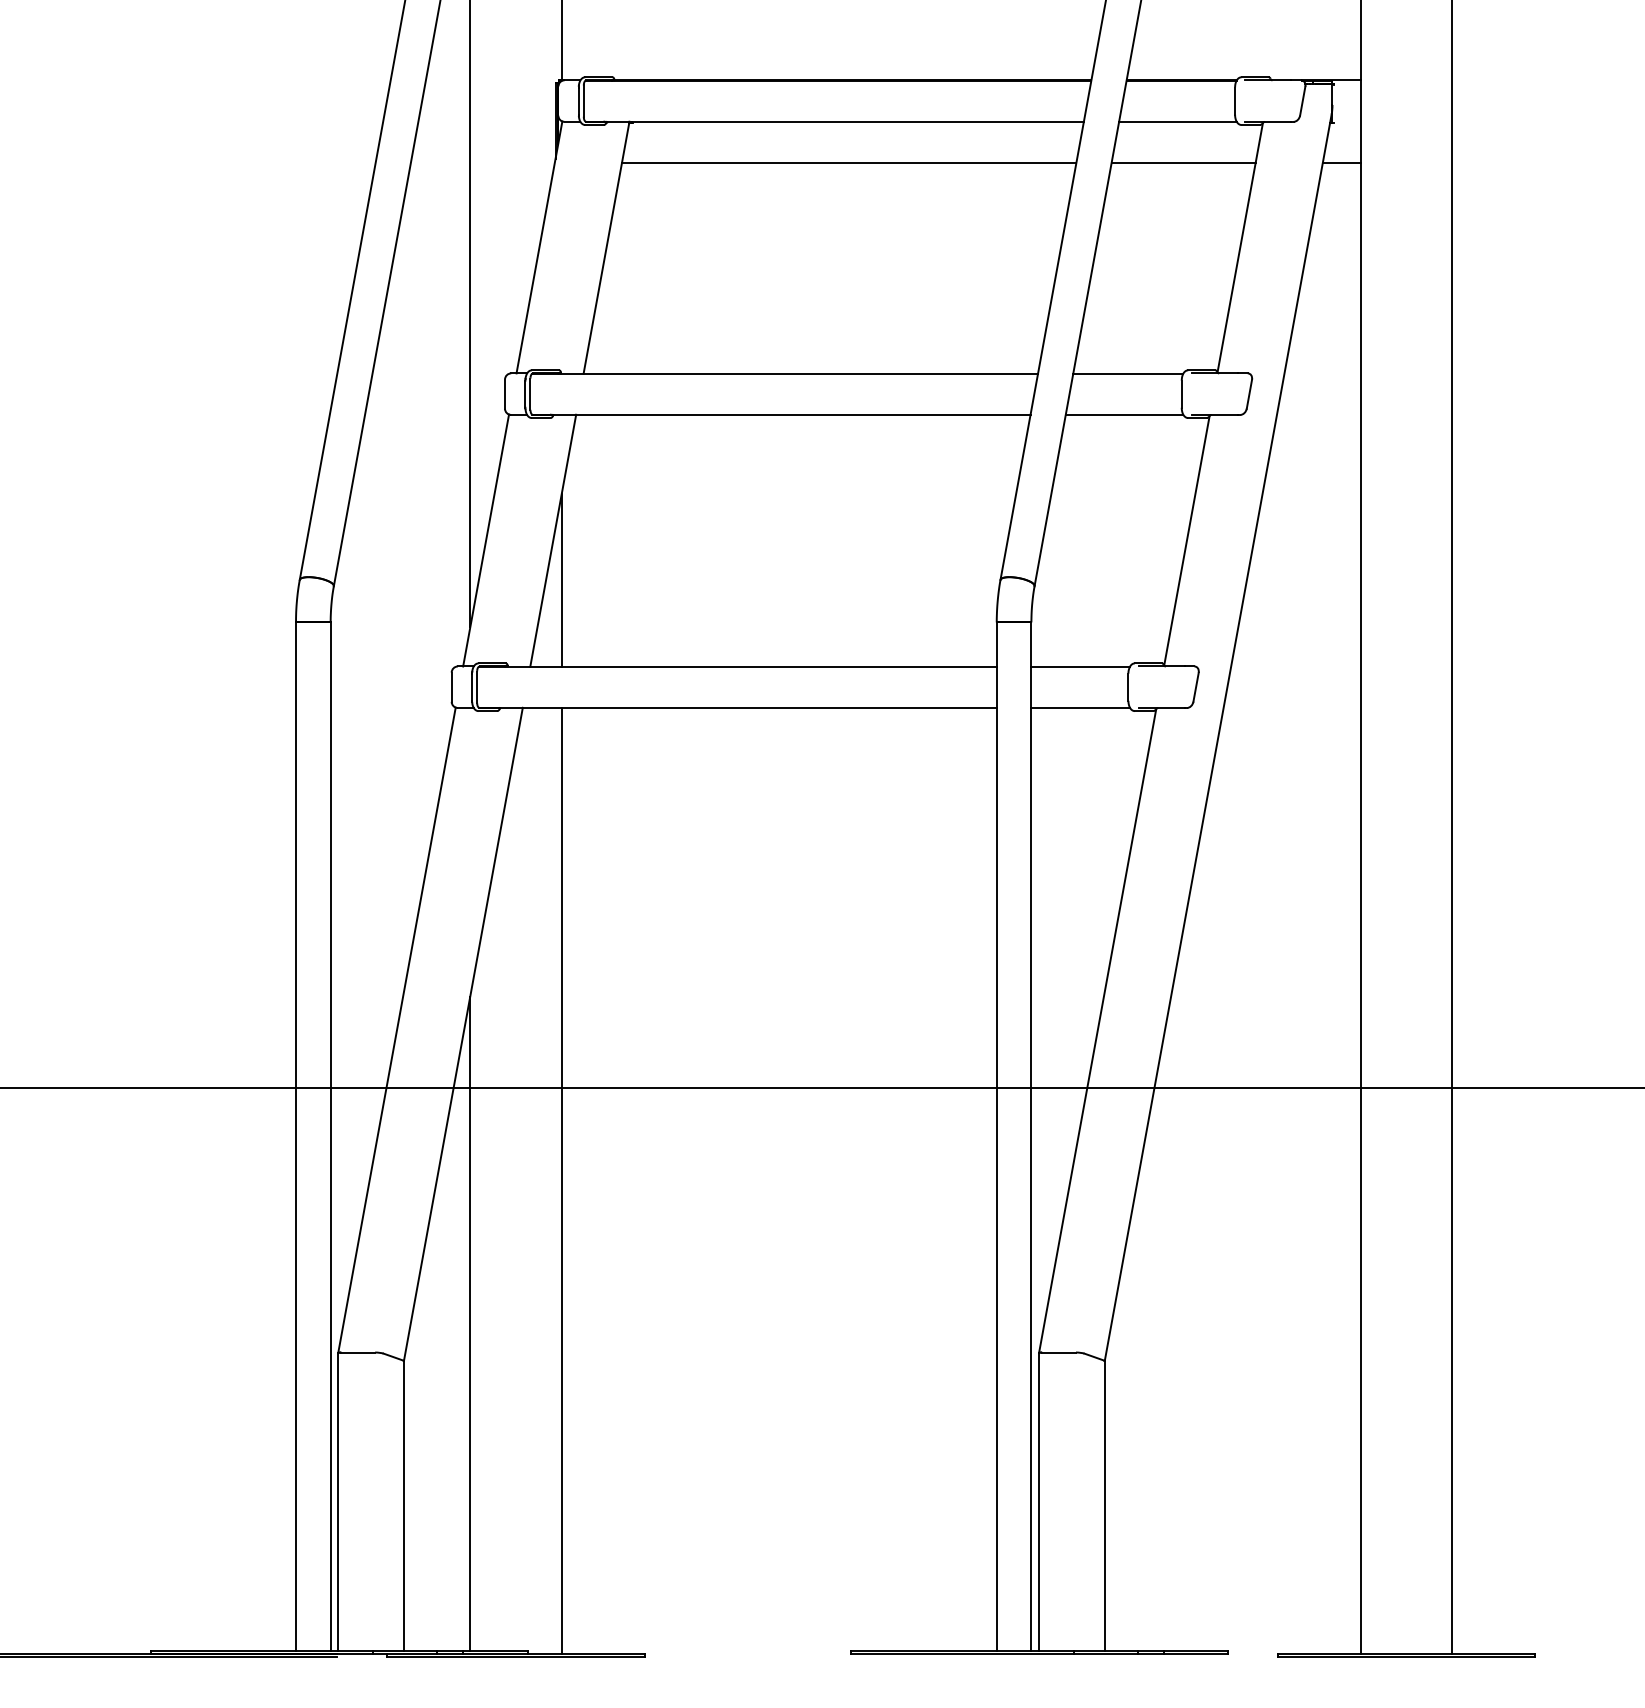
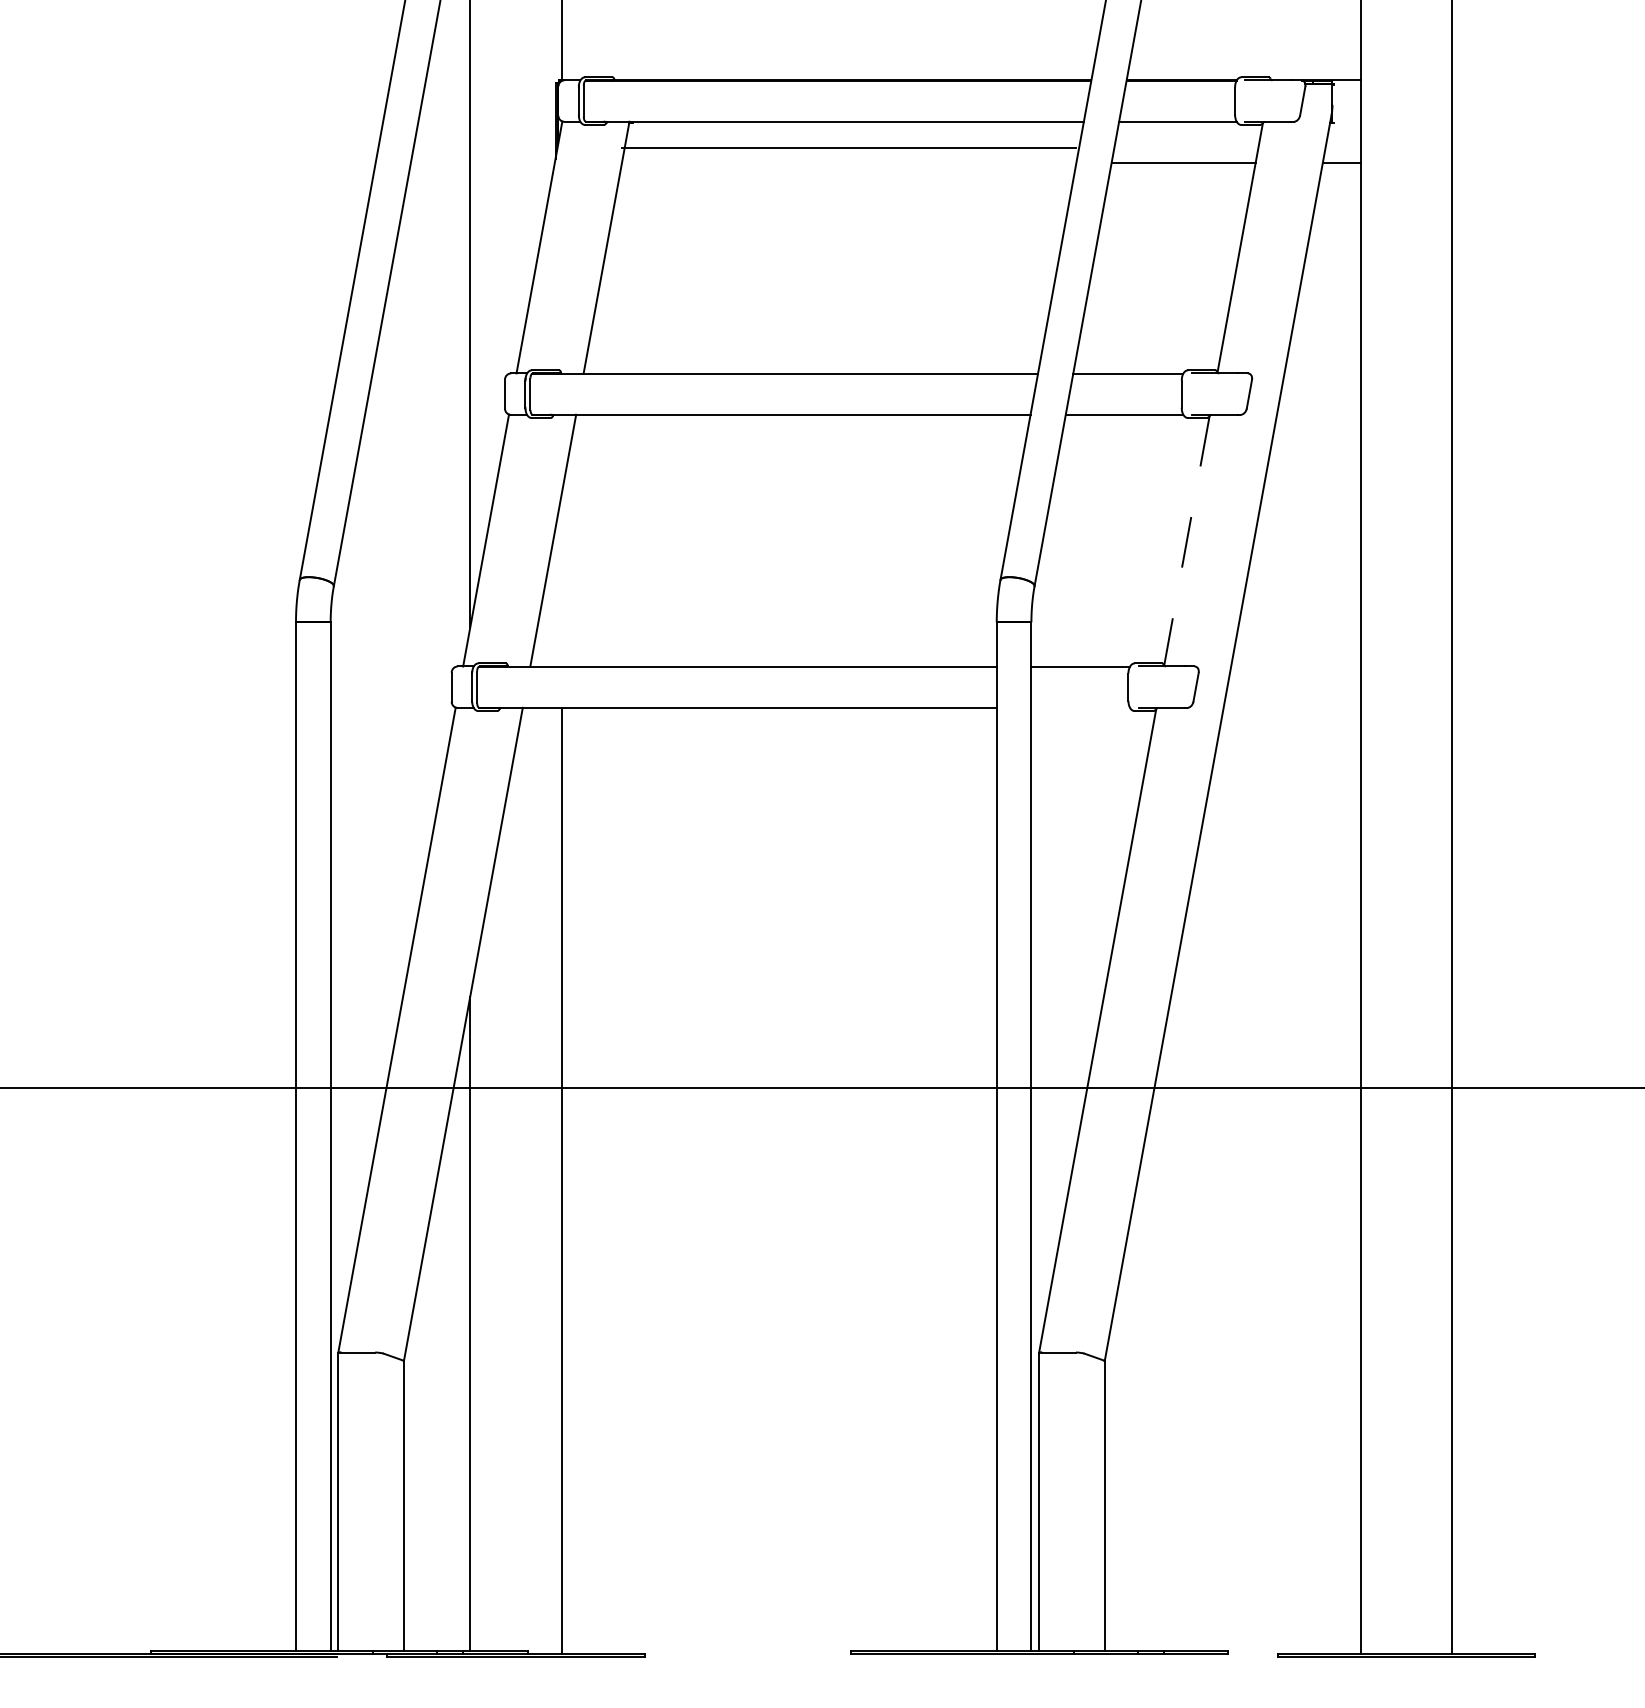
line position: (848, 162) -> (848, 147) (848, 147)
line: solid -> dashed (1186, 540)
line: present -> none (561, 580)
line: present -> none (1080, 707)
